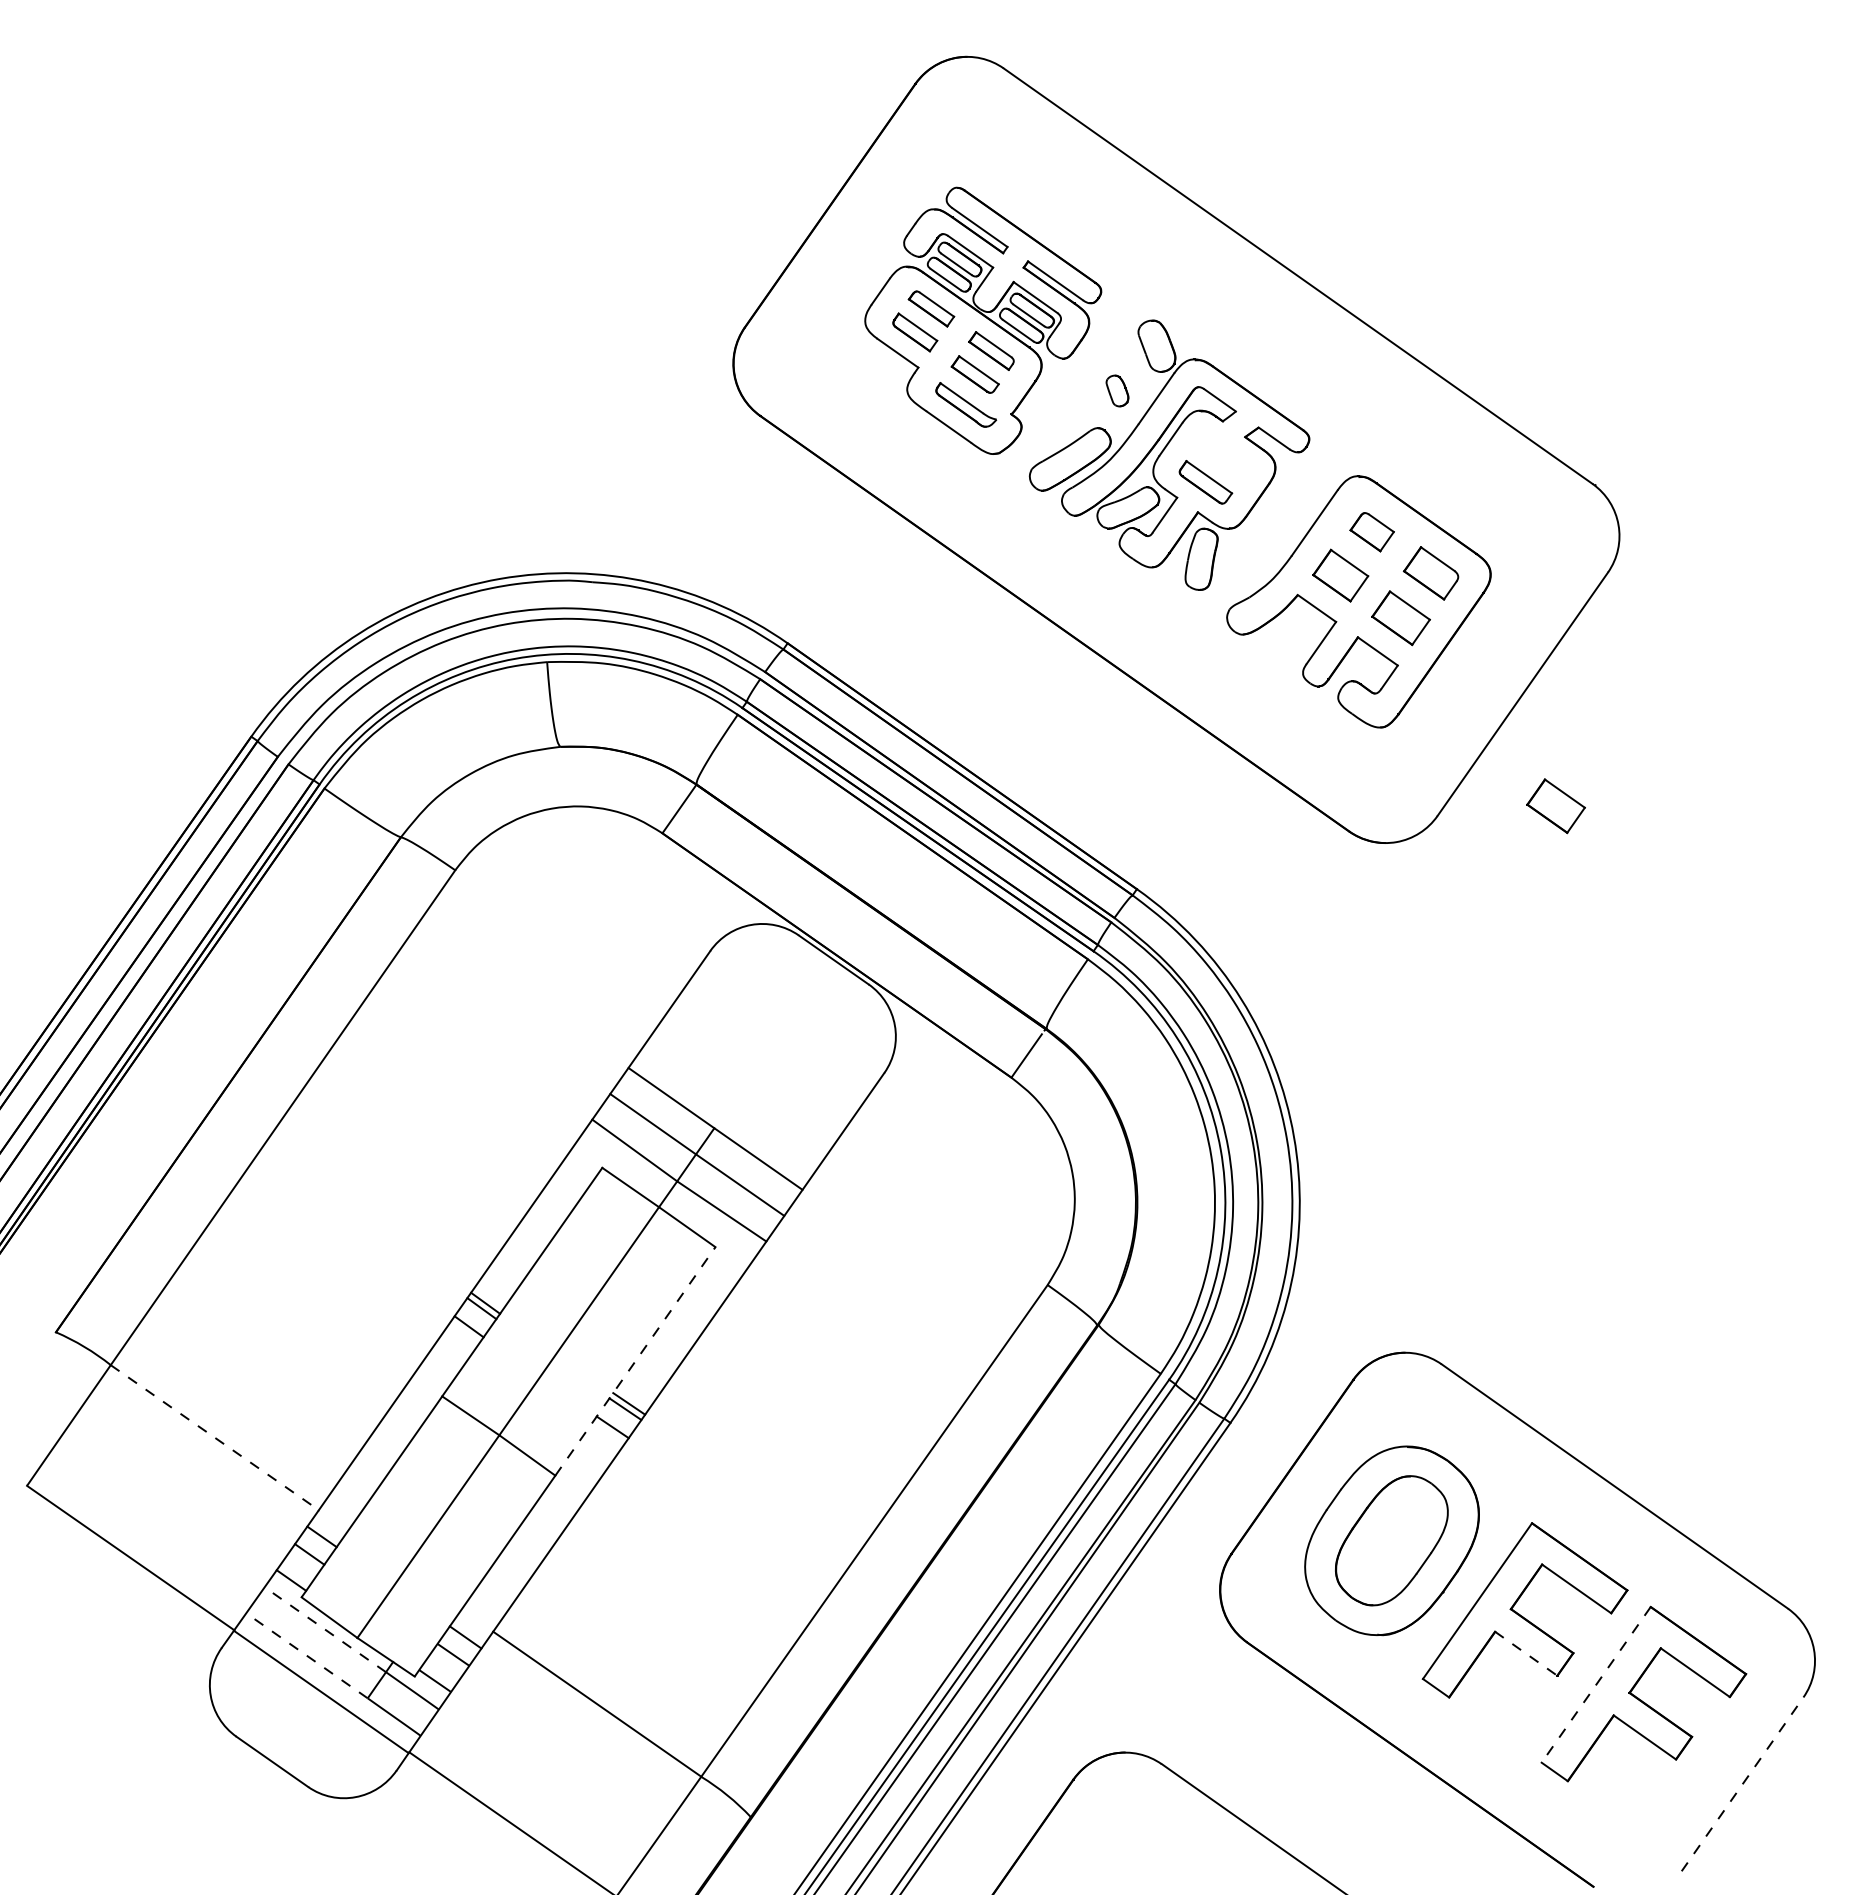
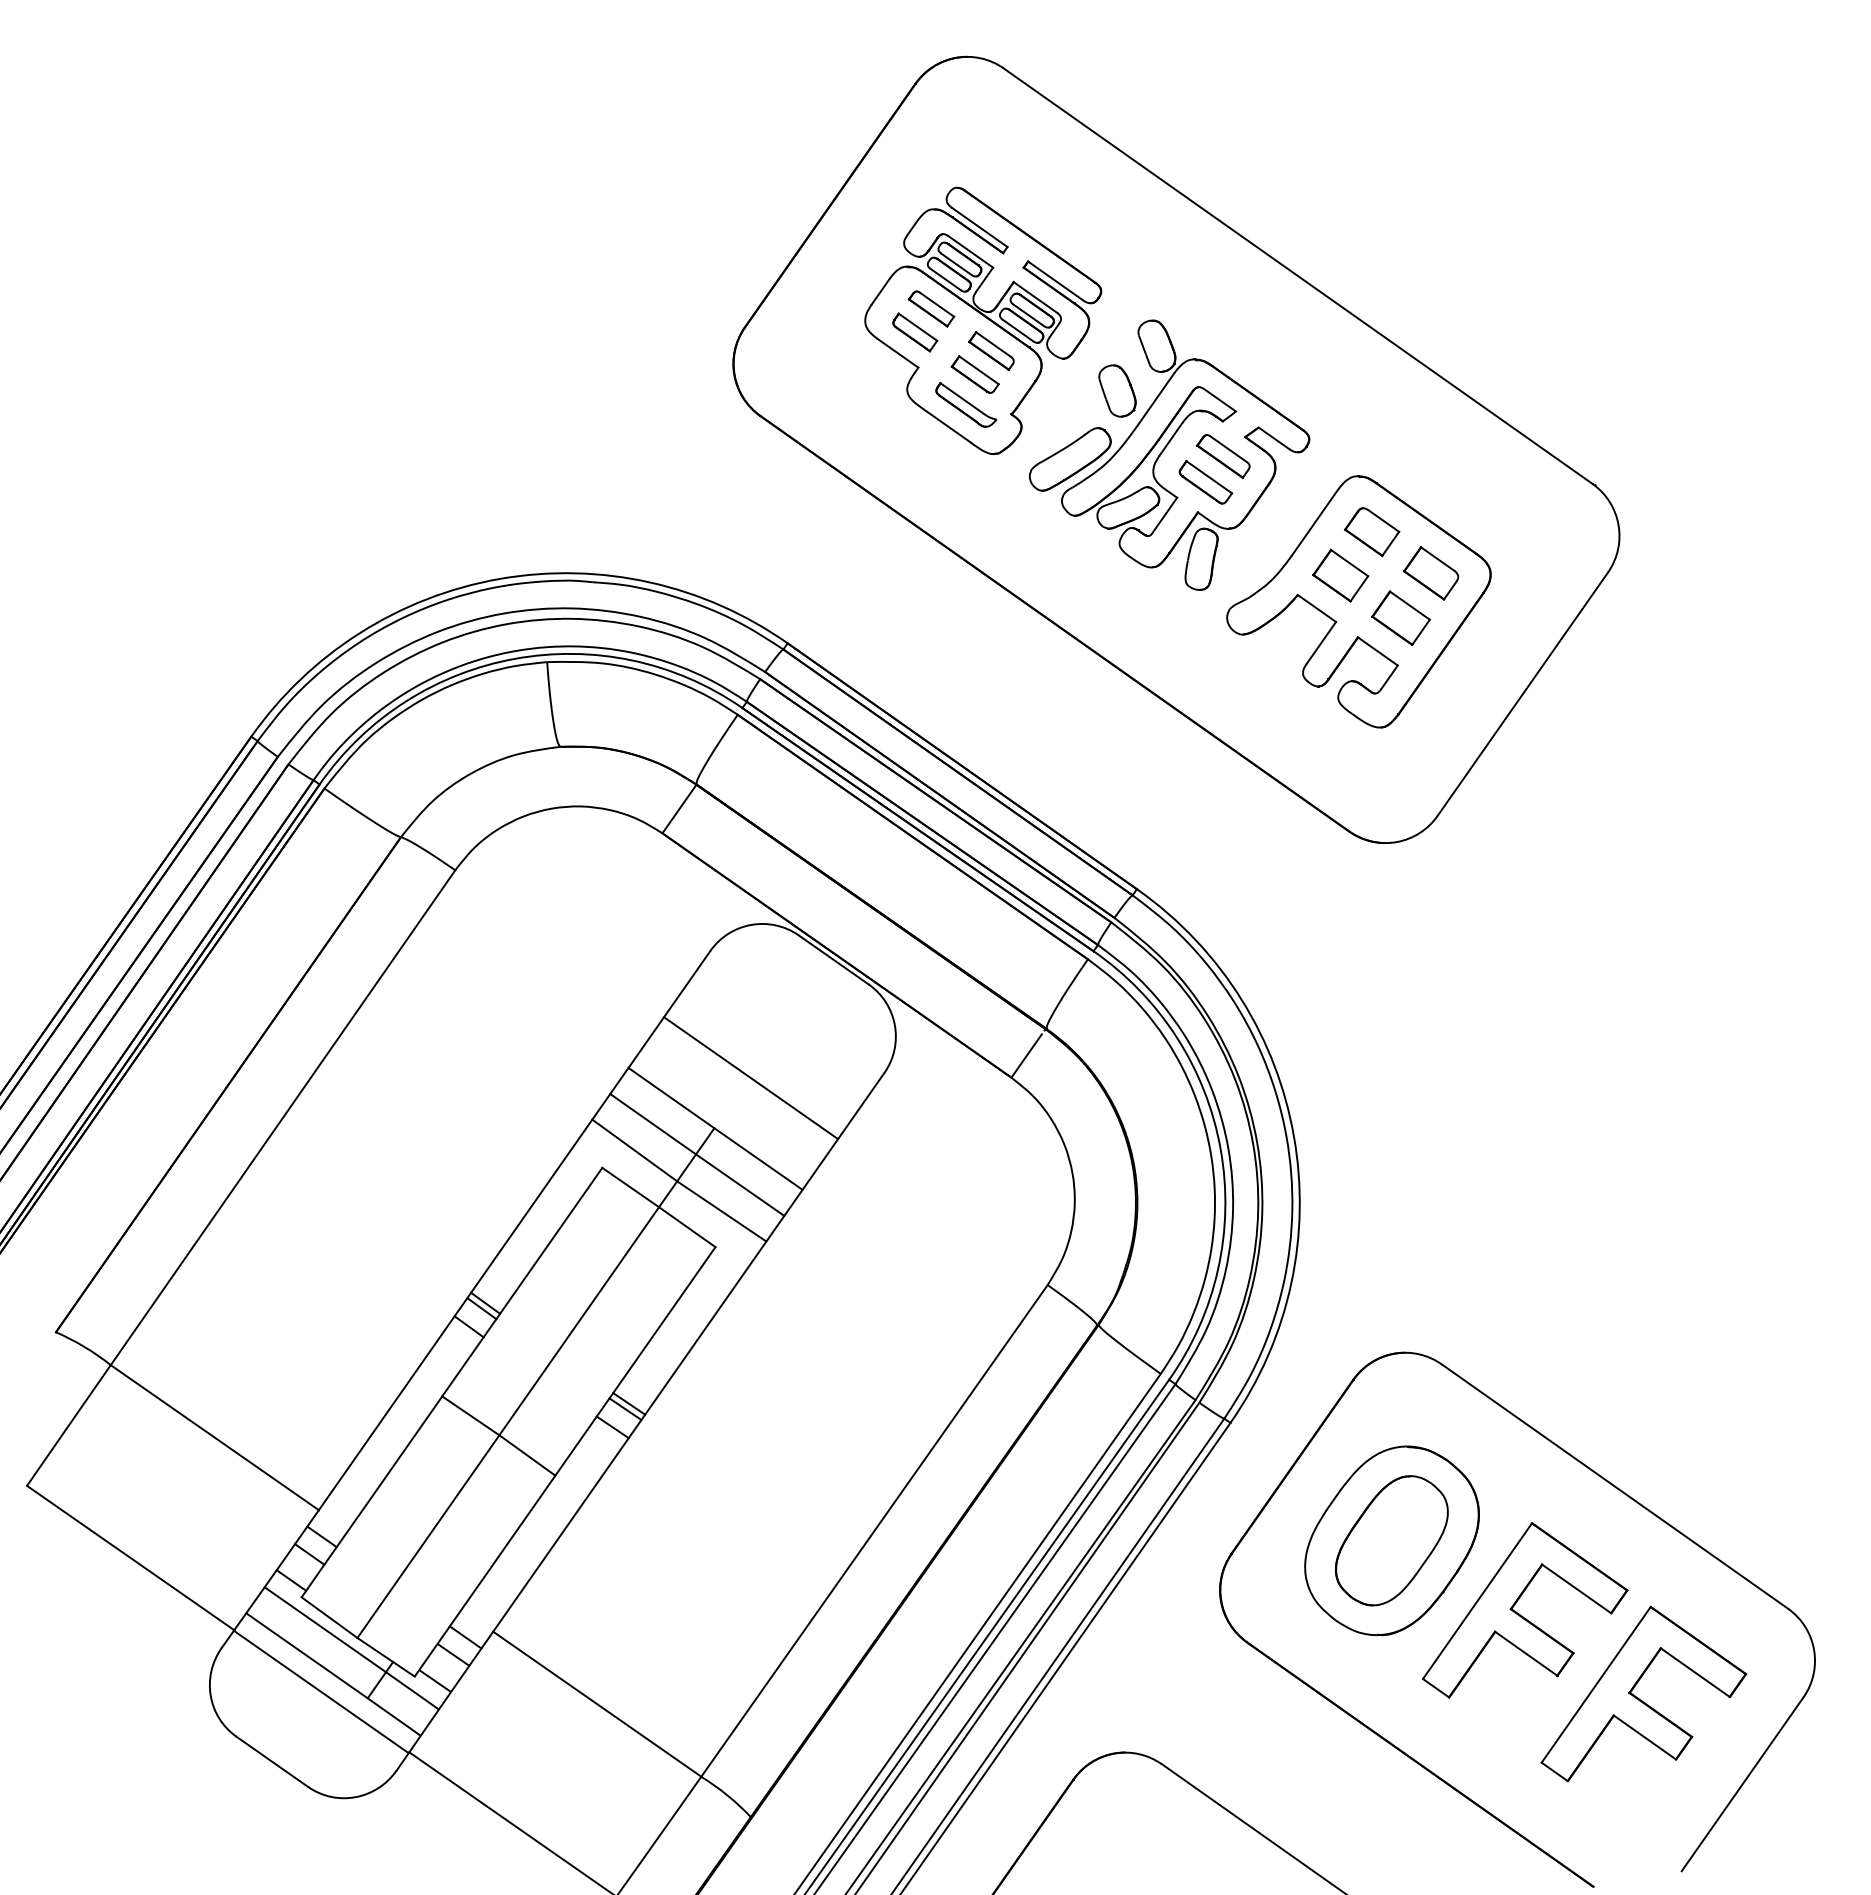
part size: 25x34 px -> 39x54 px (1117, 390)
part: none -> present (1223, 456)
part size: 46x41 px -> 57x51 px (1372, 532)
part: present -> none (1555, 806)
line: none -> present (751, 1078)
line: dashed -> solid (635, 1361)
line: dashed -> solid (214, 1437)
line: dashed -> solid (324, 1629)
line: dashed -> solid (1526, 1653)
line: dashed -> solid (306, 1655)
line: dashed -> solid (1595, 1685)
line: dashed -> solid (1742, 1783)
